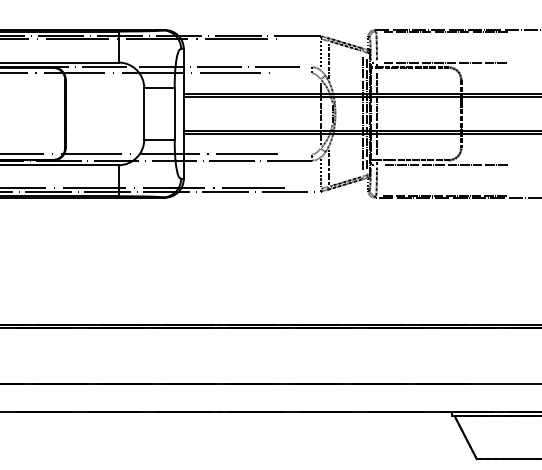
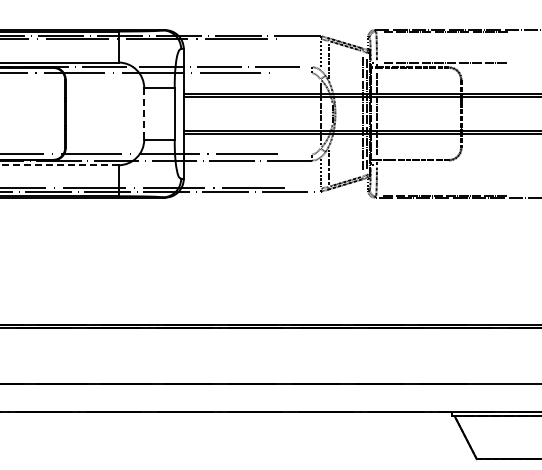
line: solid -> dashed (144, 113)
line: solid -> dashed (58, 165)
line: present -> none (445, 165)
